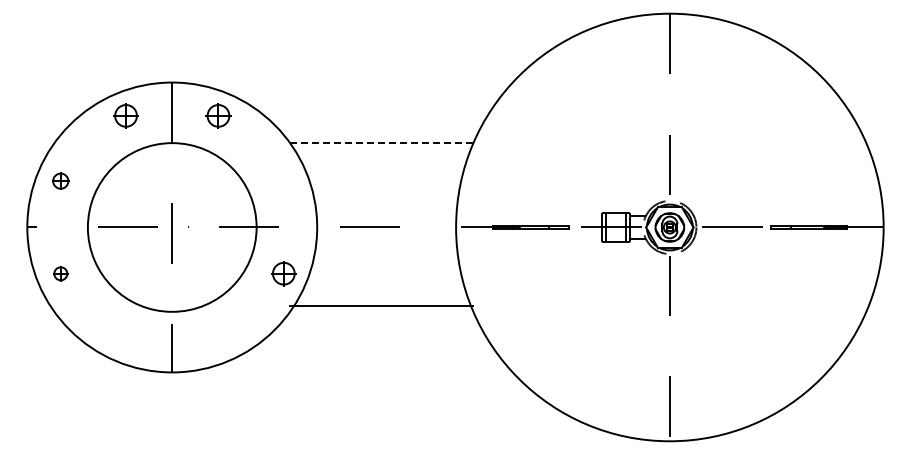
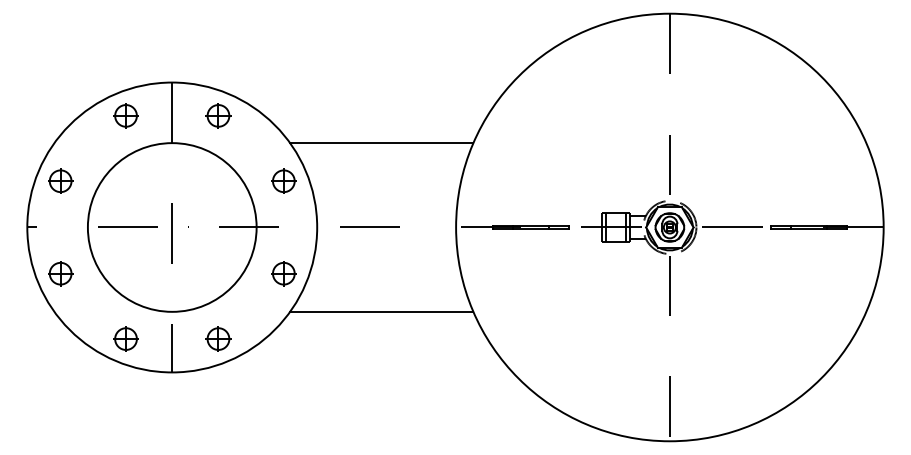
line: dashed -> solid (381, 143)
part size: 18x18 px -> 26x26 px (60, 180)
part: none -> present (283, 180)
part size: 16x16 px -> 26x26 px (60, 273)
line position: (381, 305) -> (381, 311) (381, 311)
part: none -> present (125, 338)
part: none -> present (218, 338)
